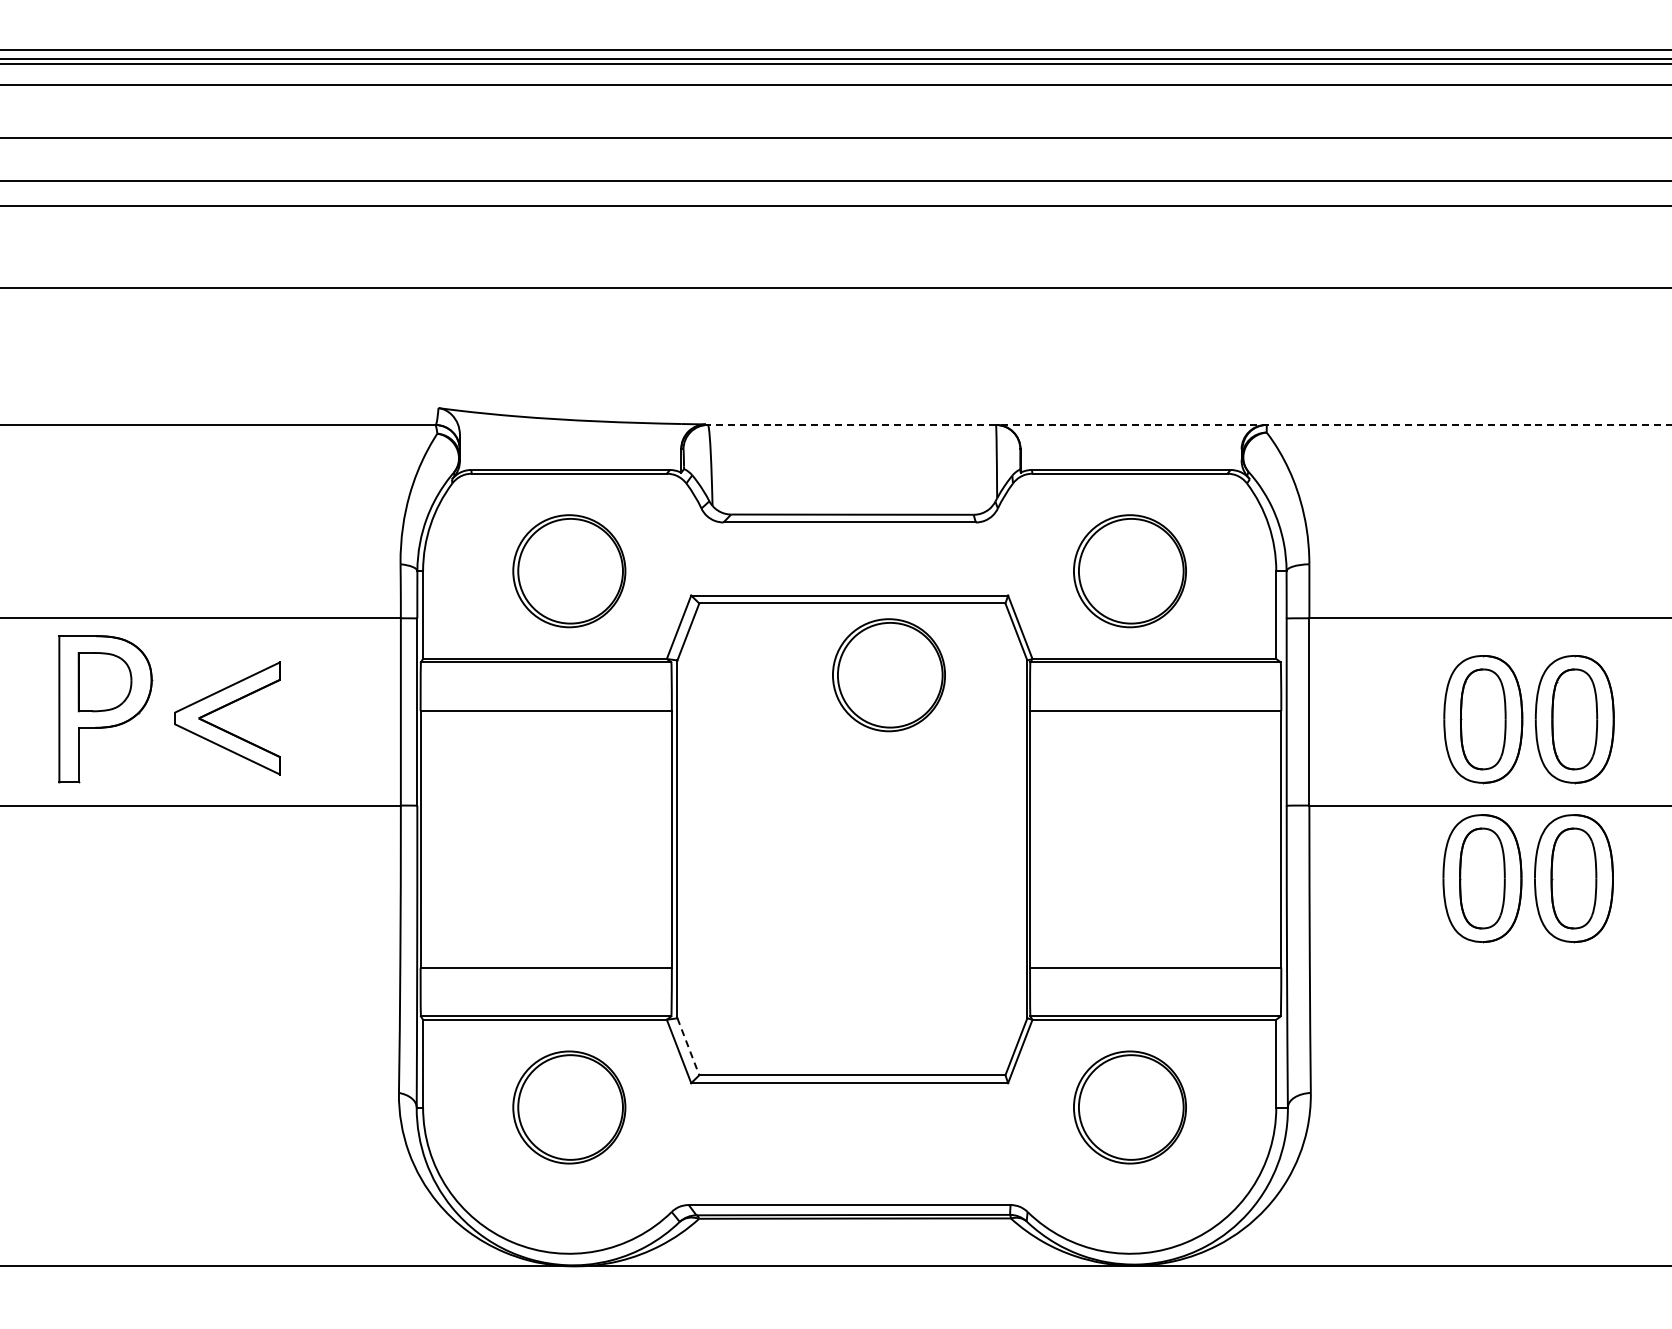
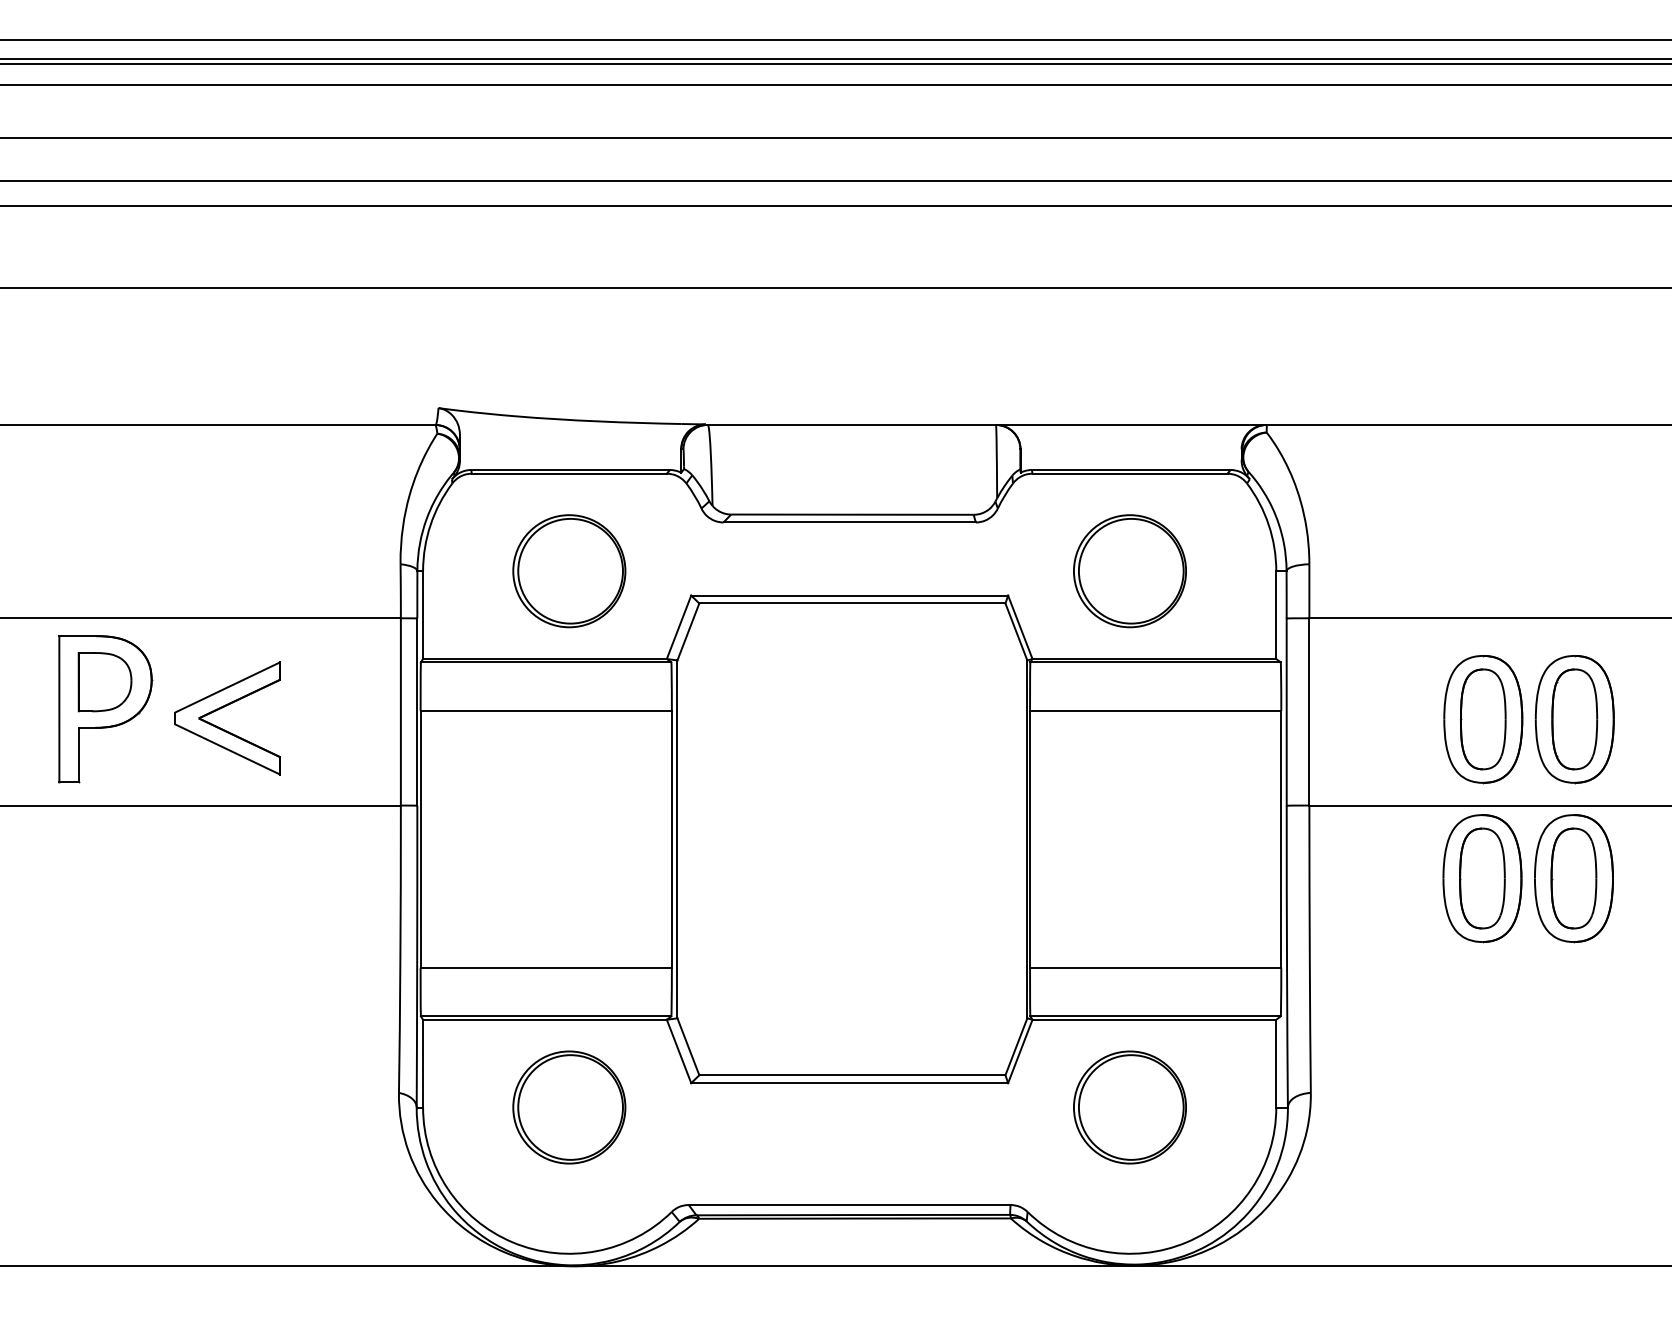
line position: (835, 49) -> (835, 39) (835, 39)
line: dashed -> solid (1188, 424)
part: present -> none (888, 675)
line: dashed -> solid (688, 1046)
